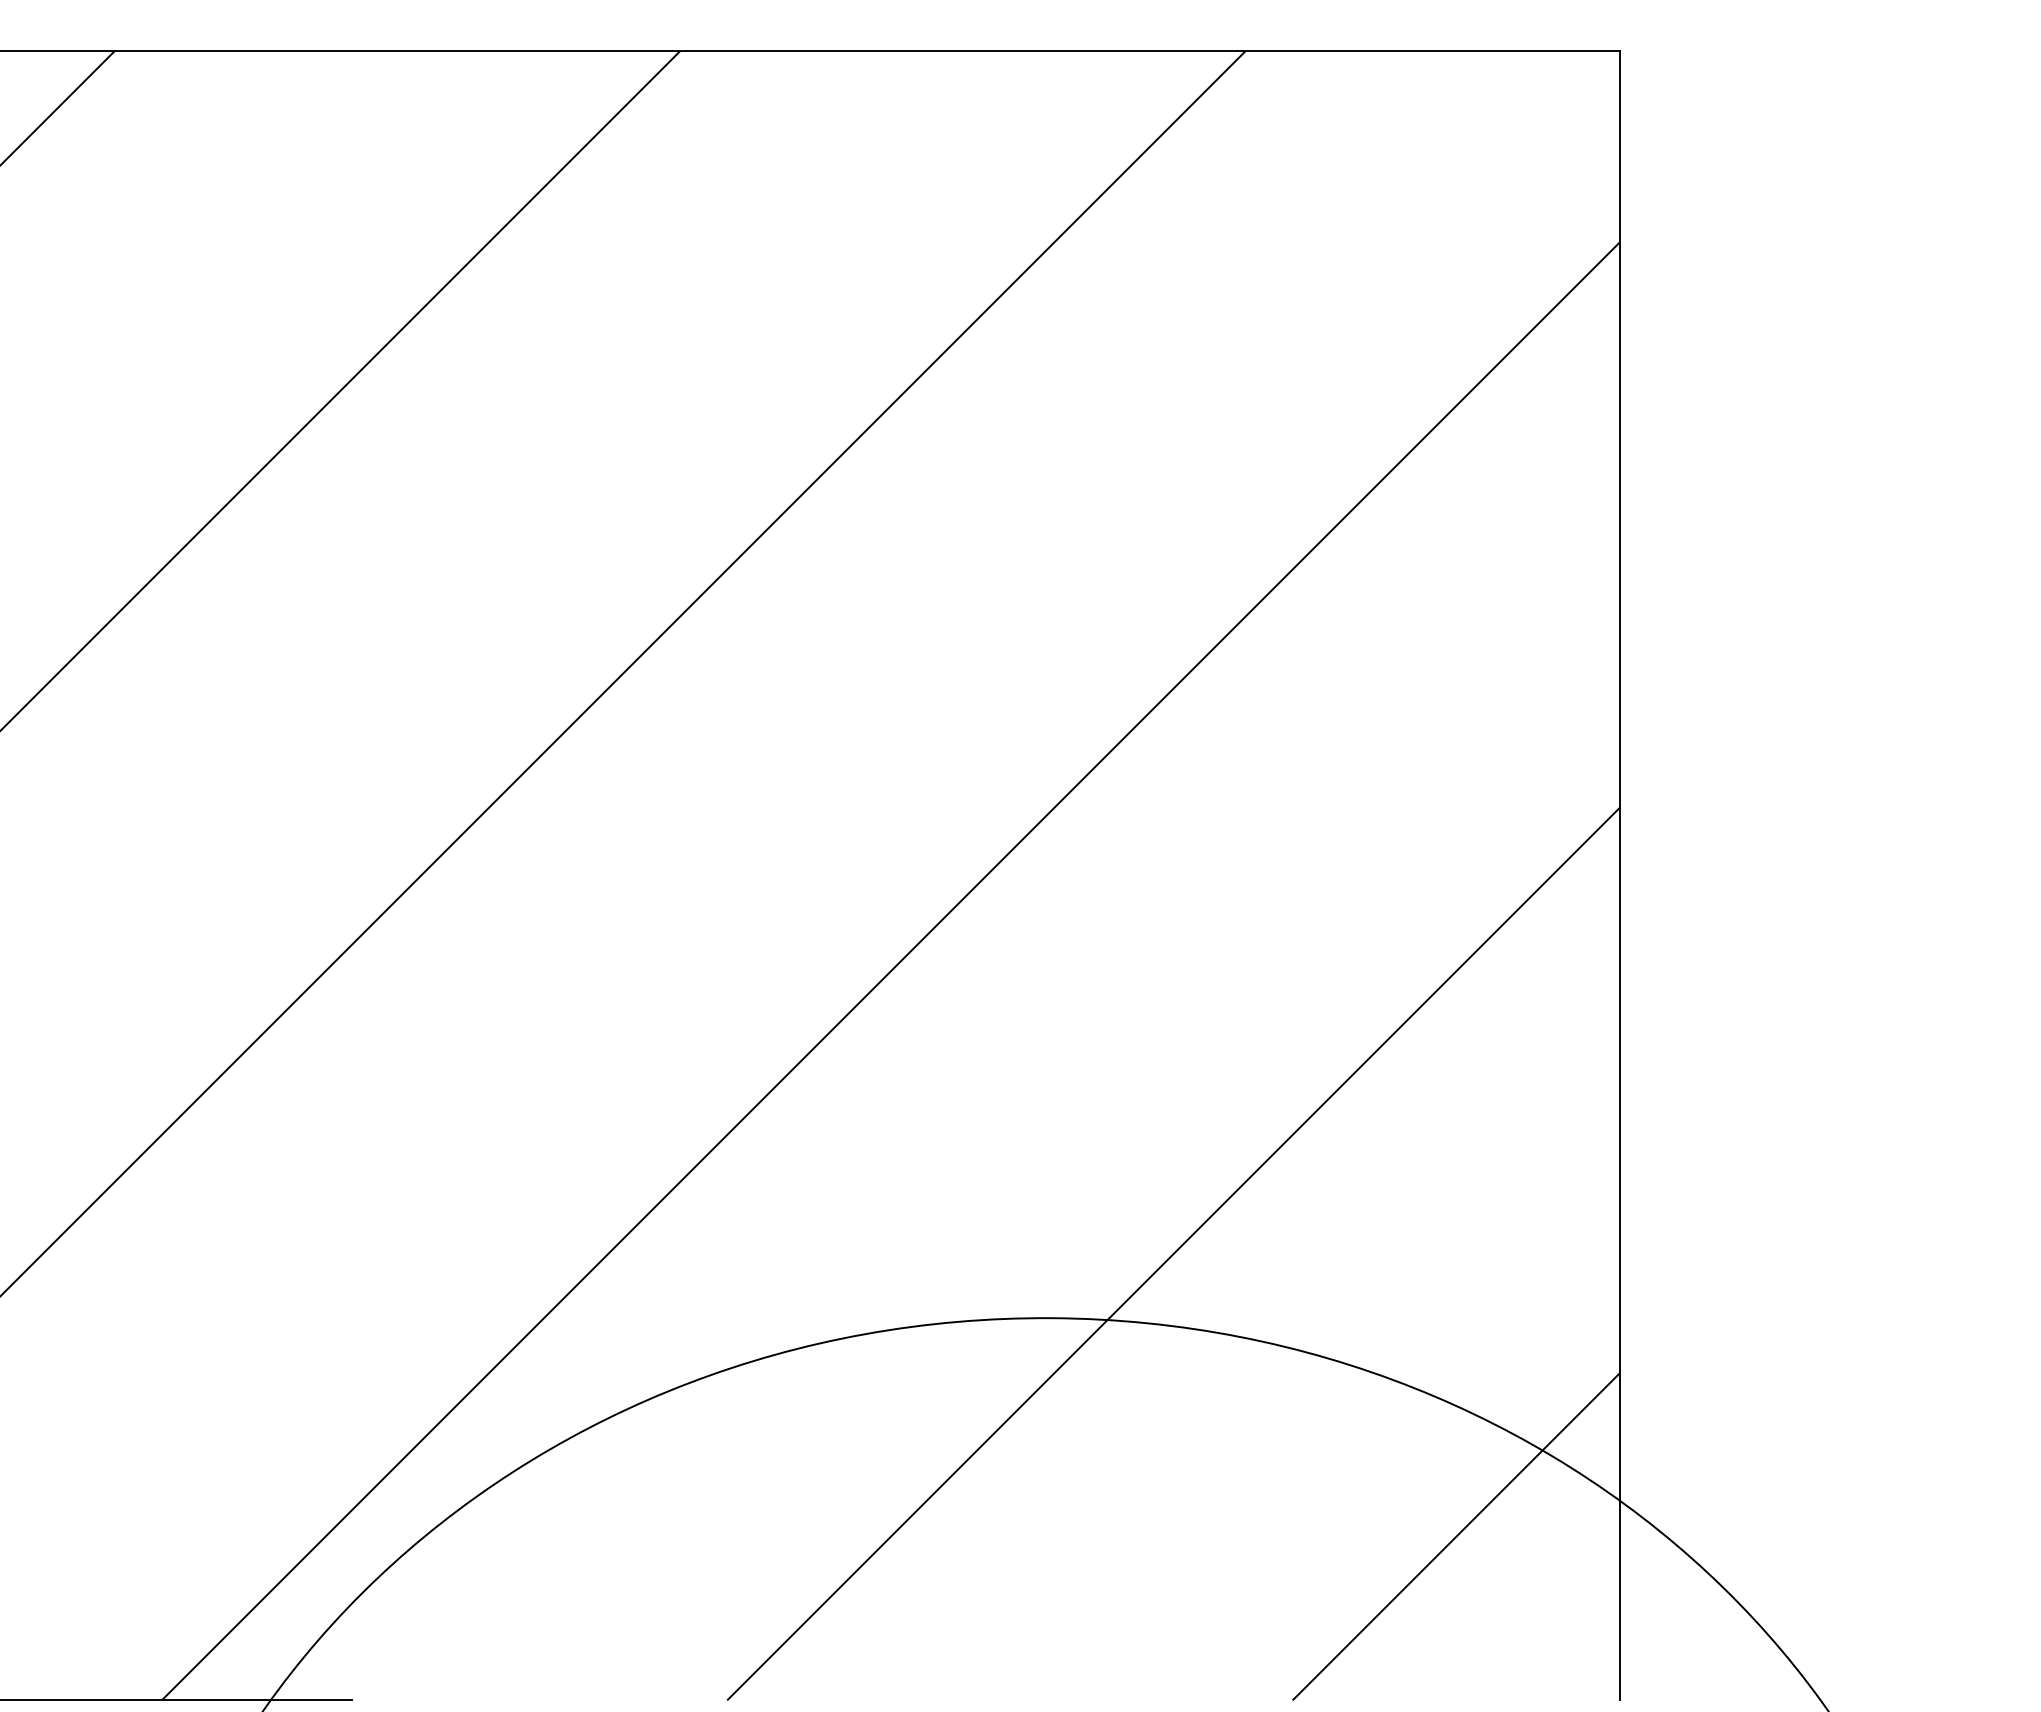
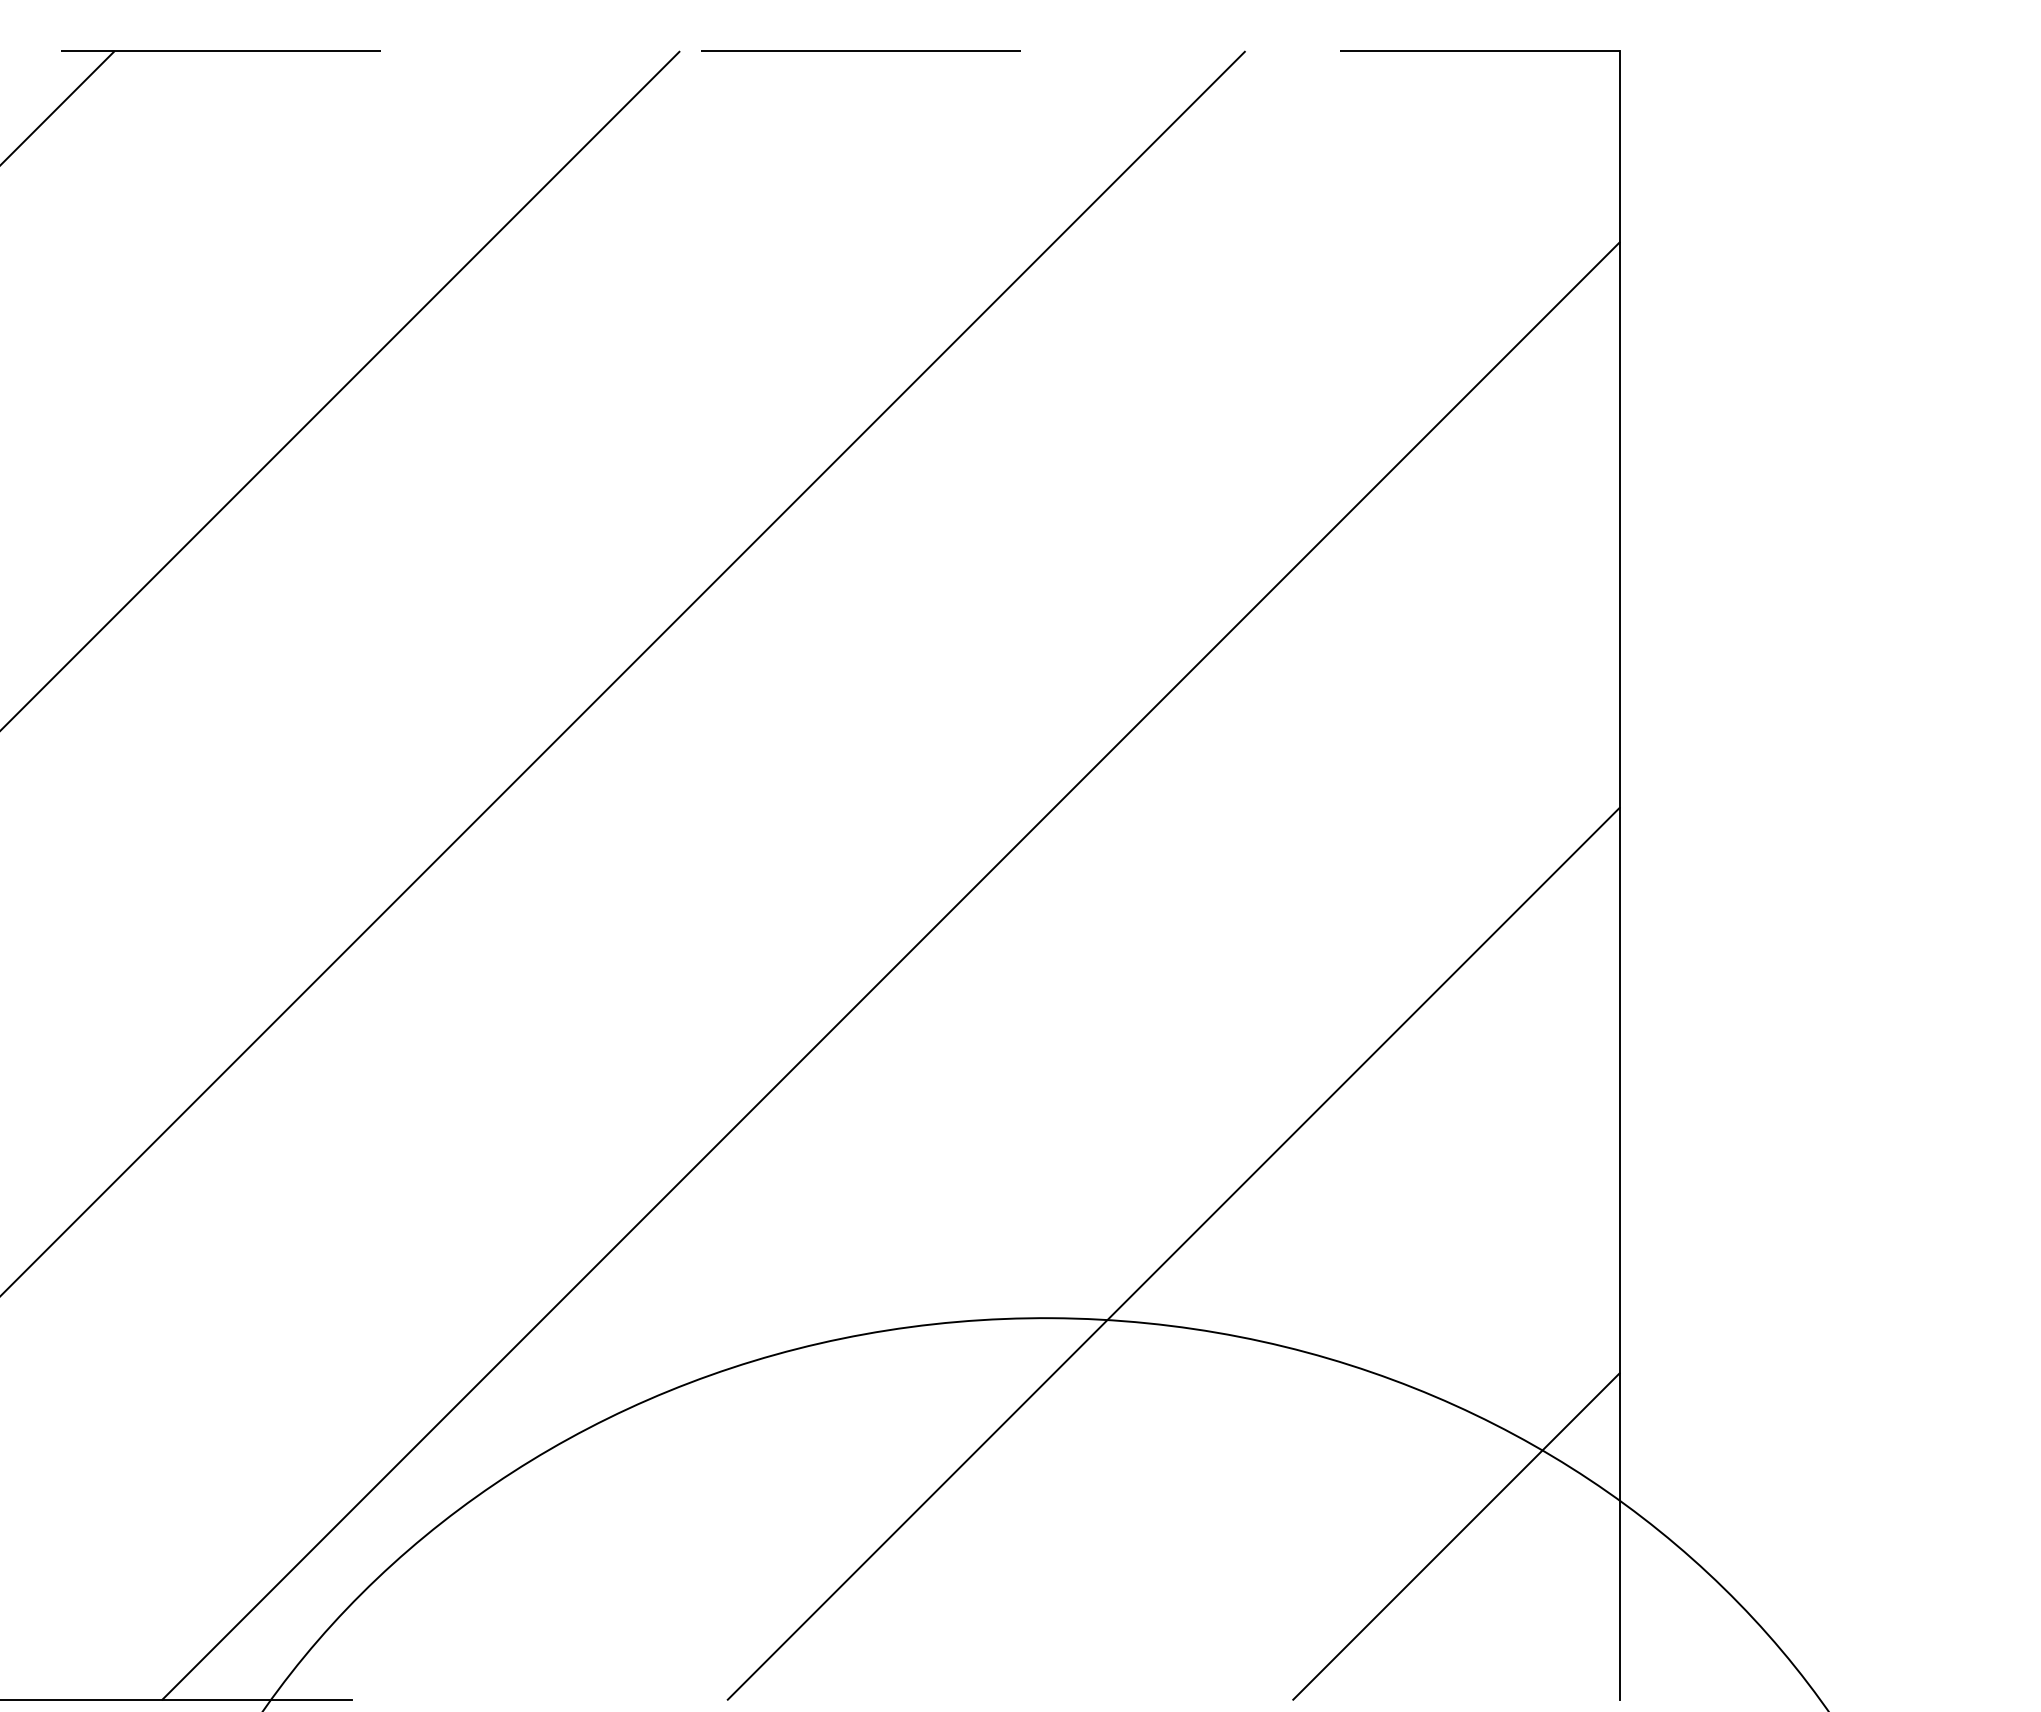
line: solid -> dashed (810, 51)
